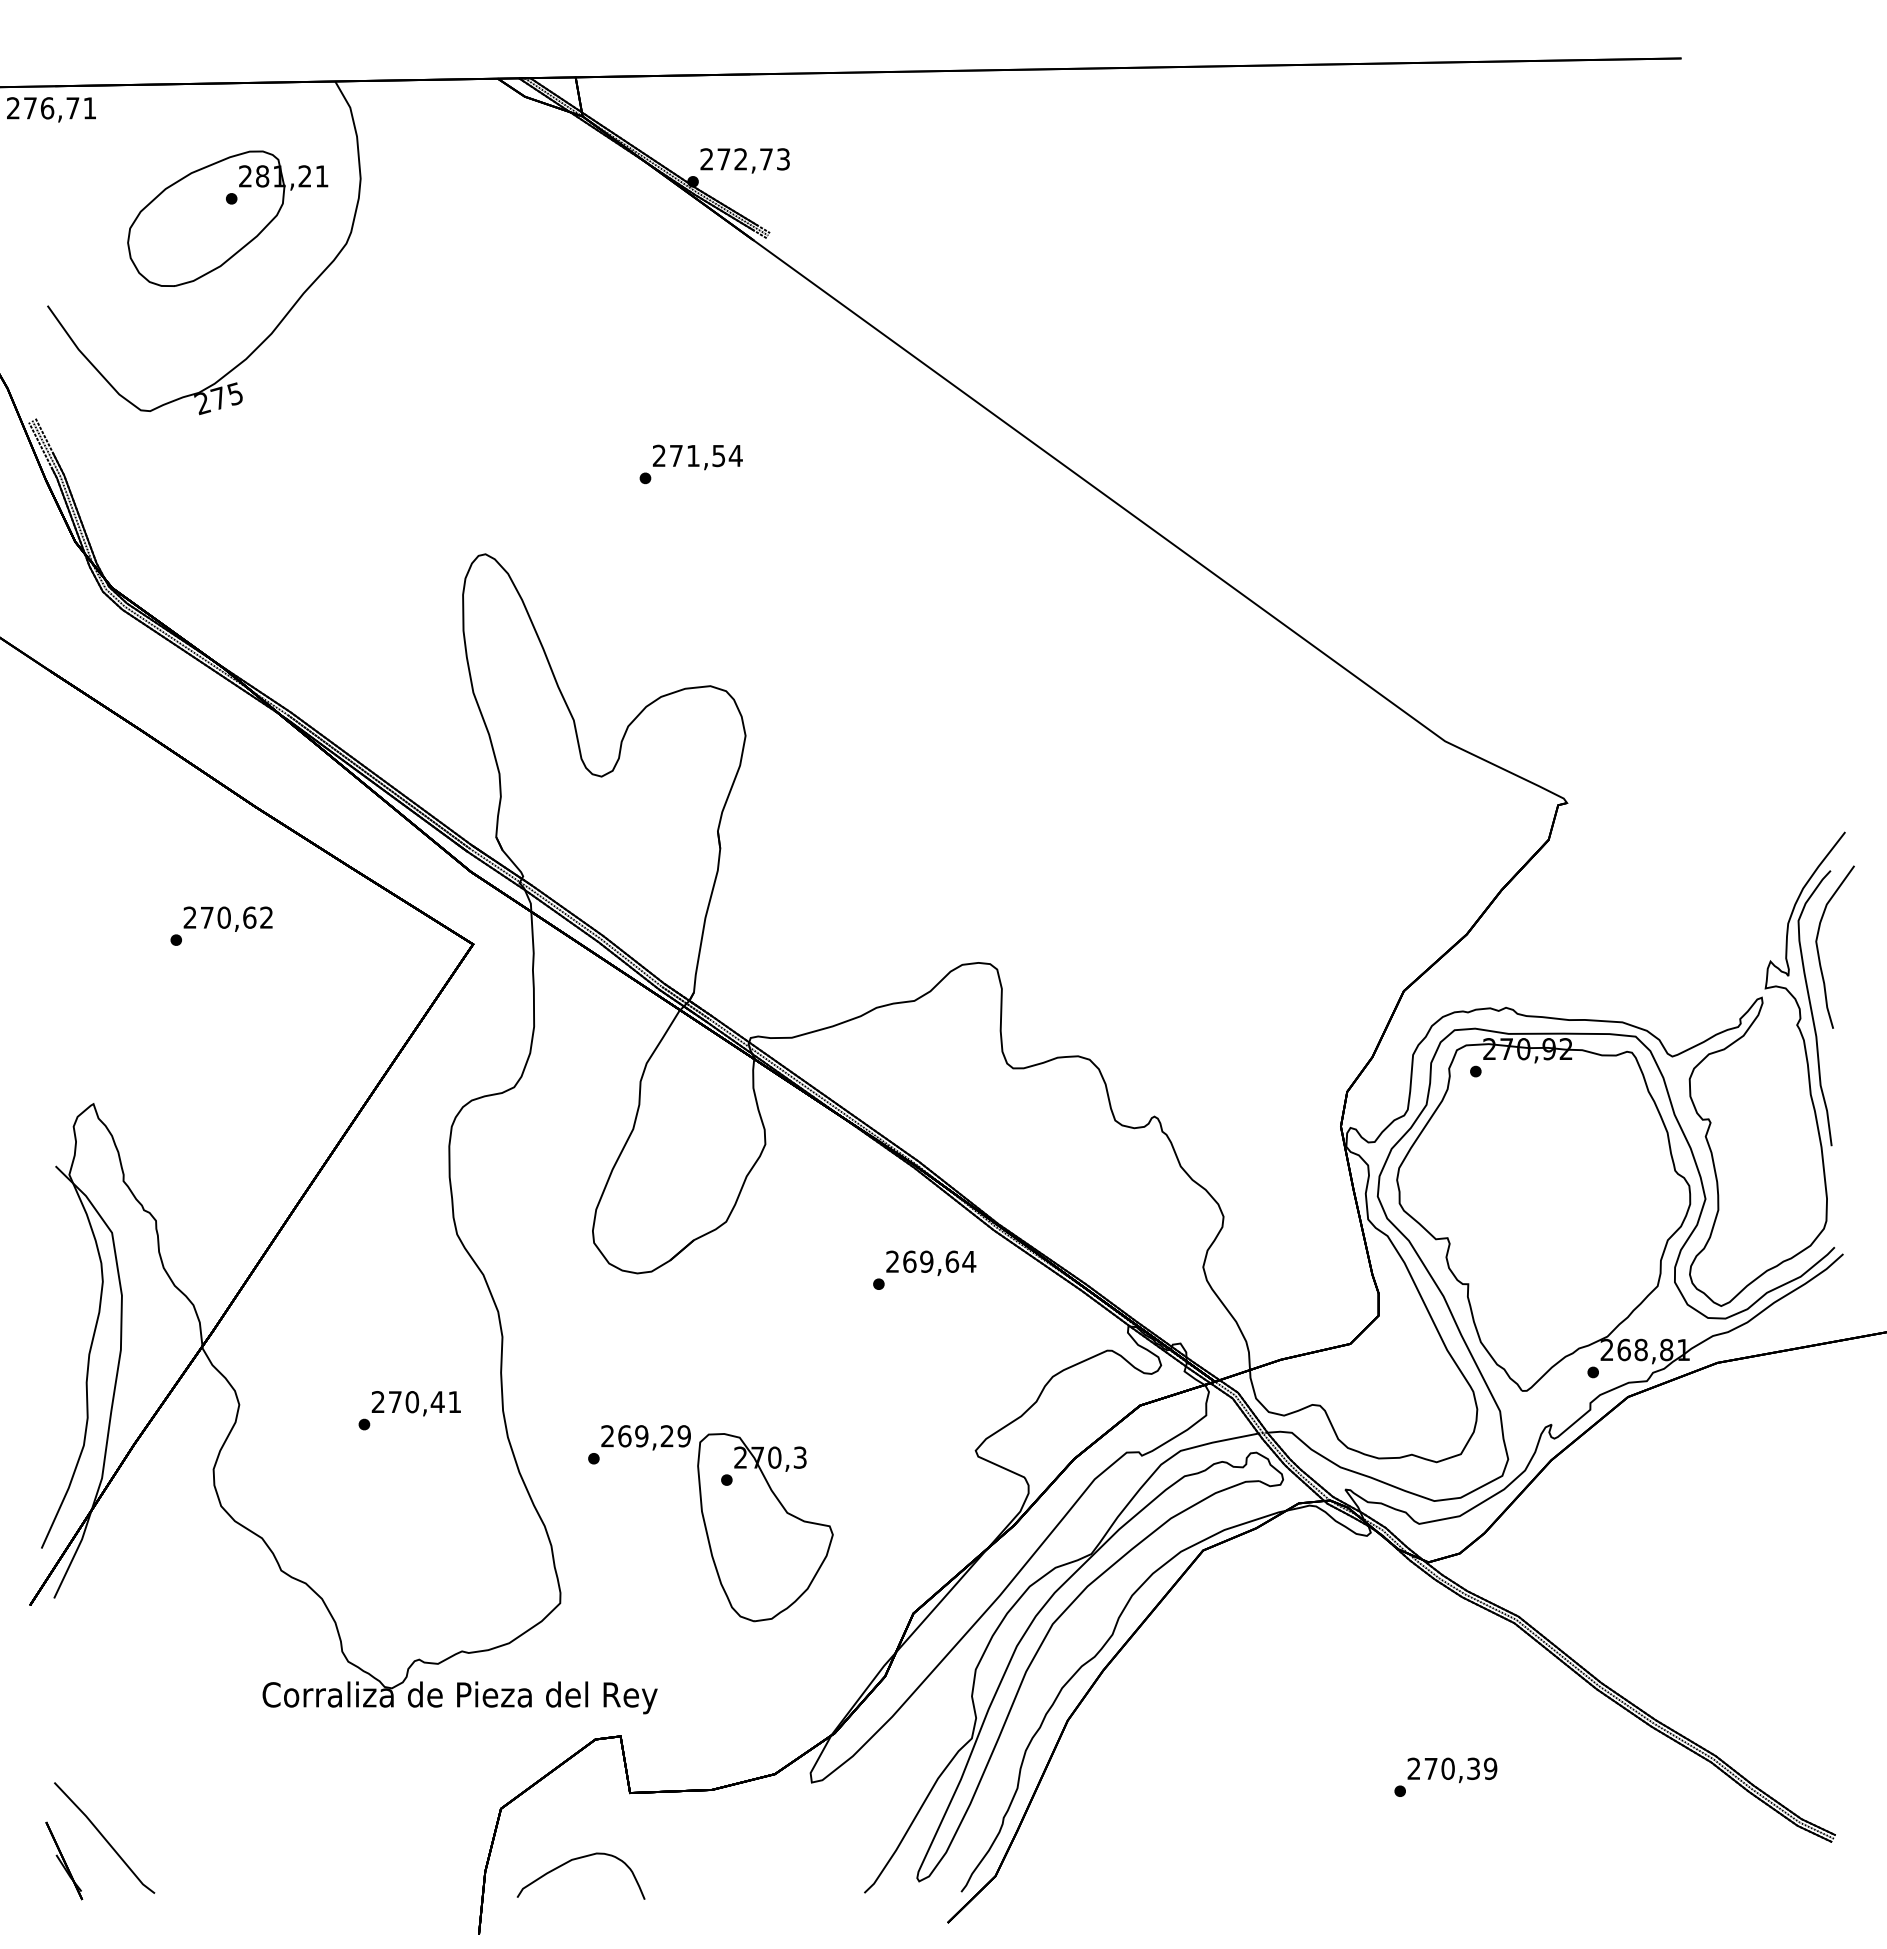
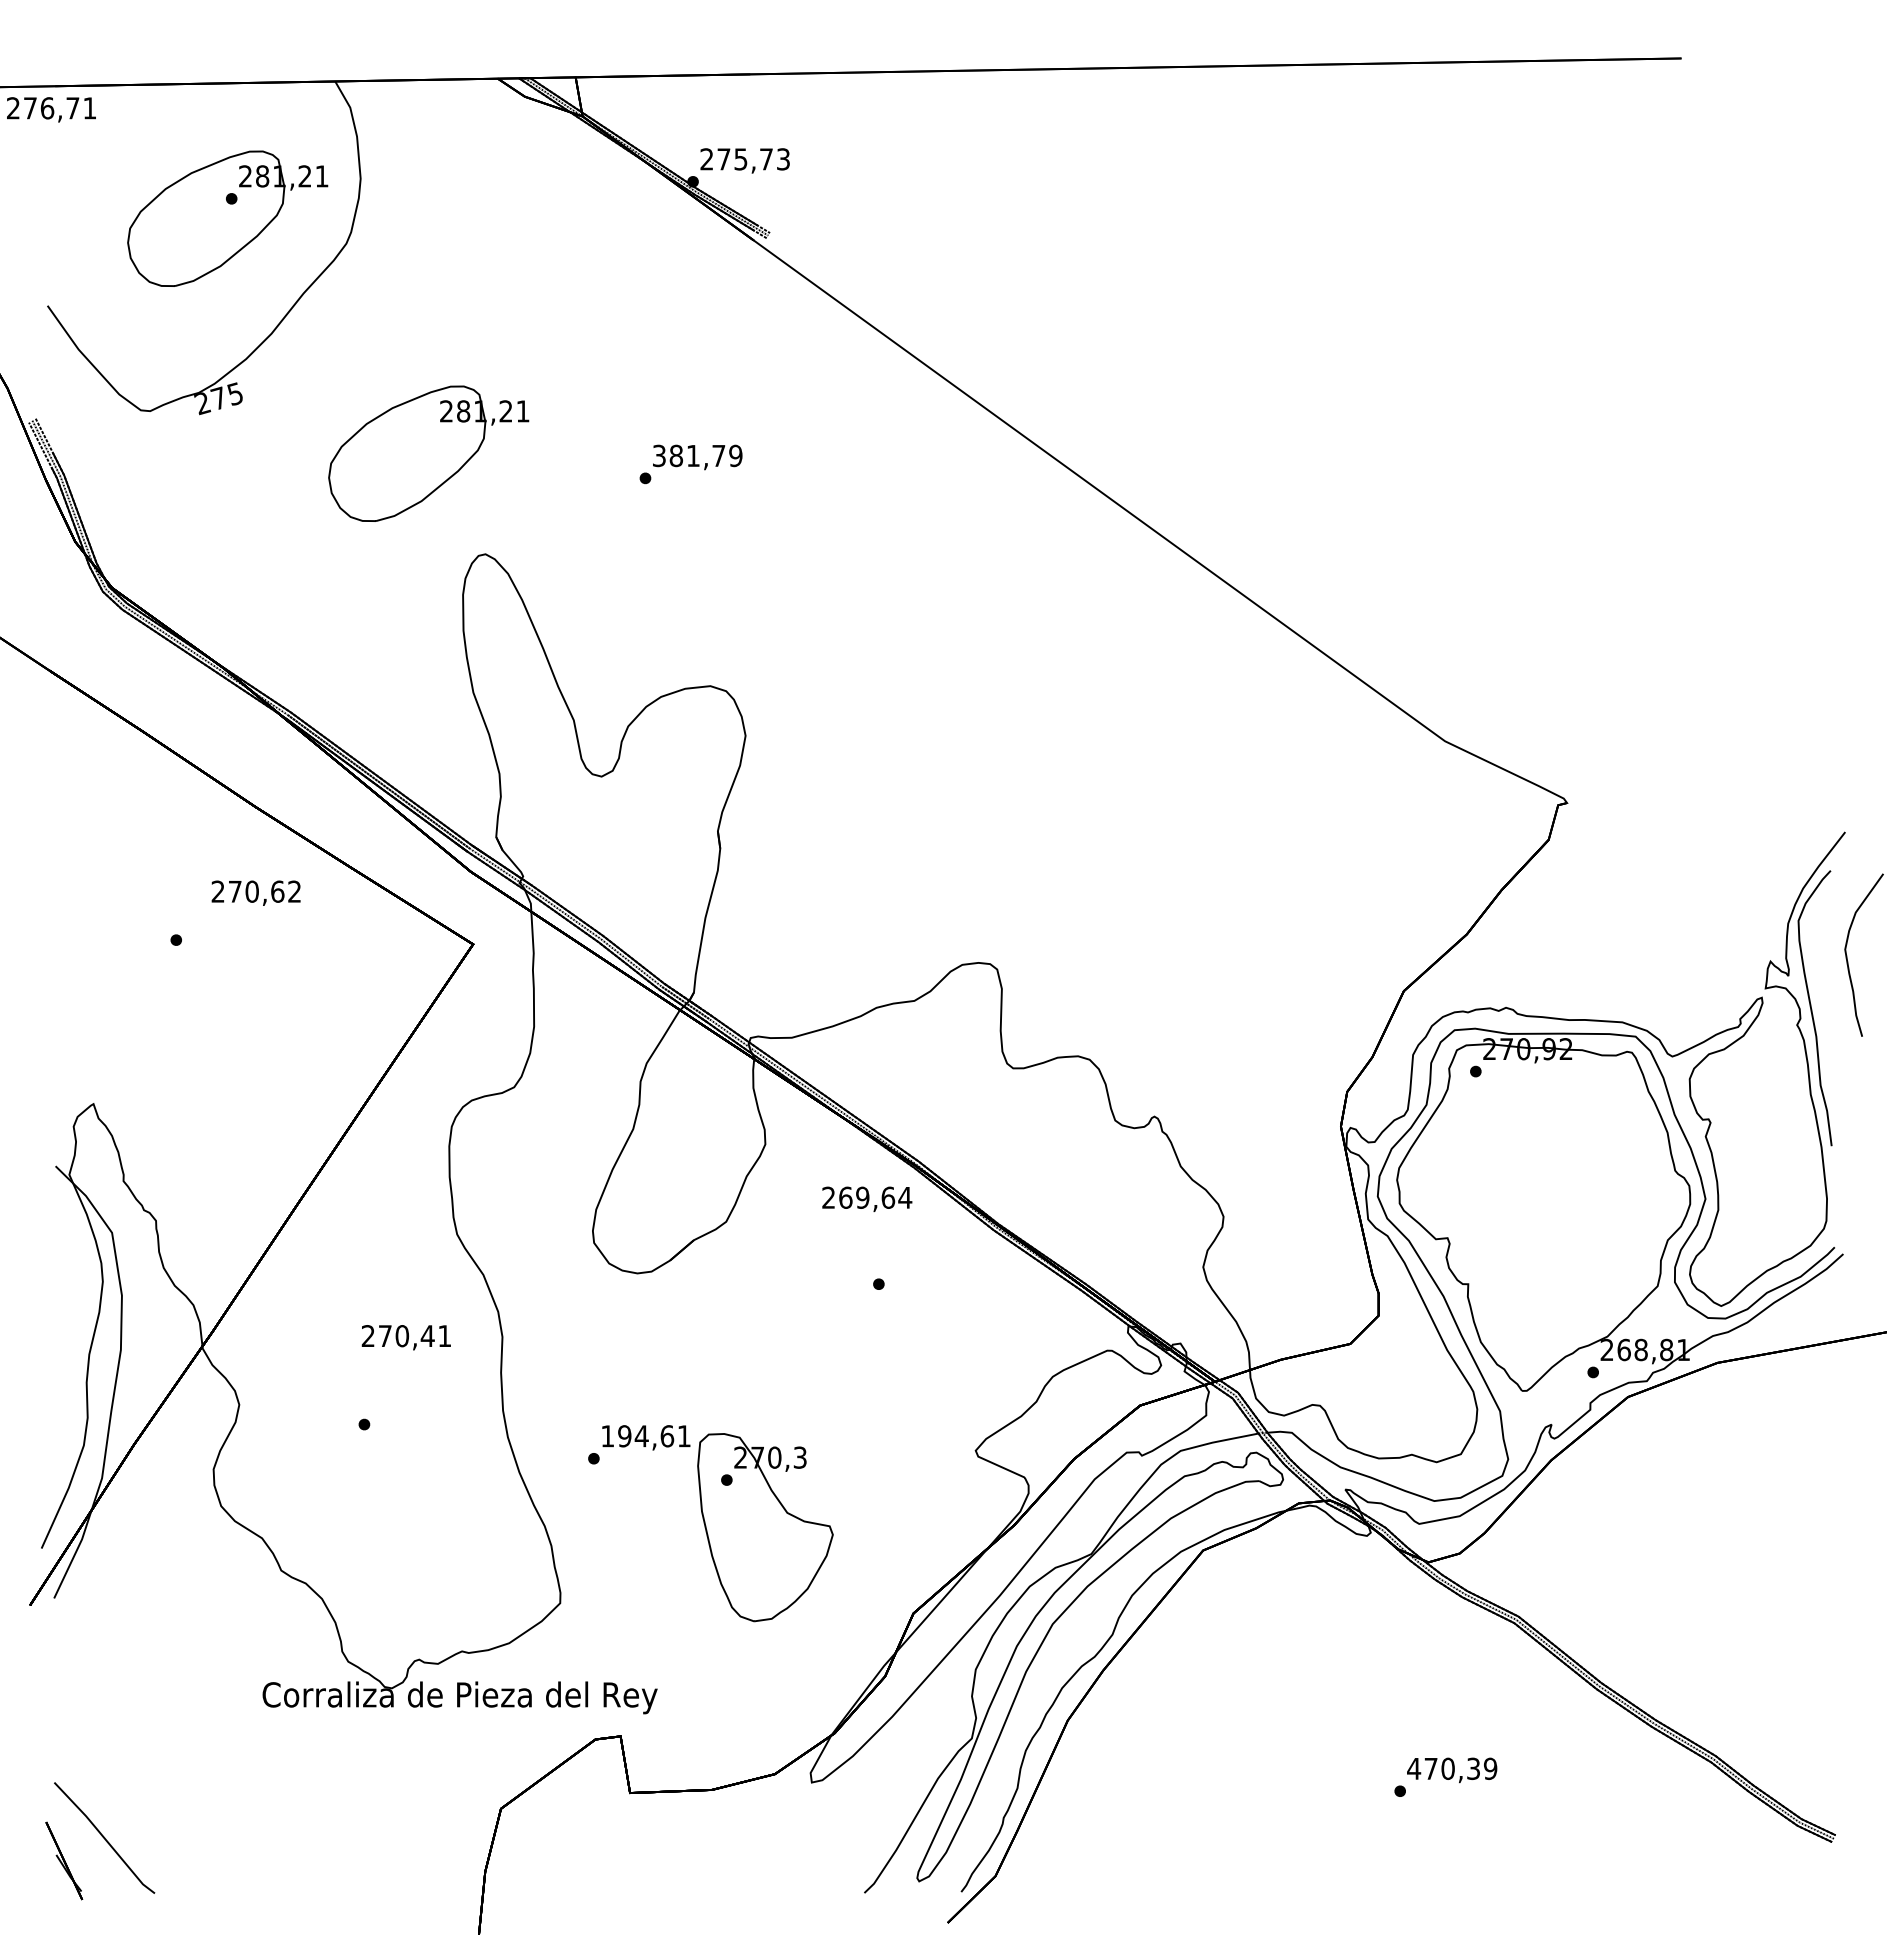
text: 272,73 -> 275,73 (740, 159)
part: none -> present (428, 453)
text: 271,54 -> 381,79 (697, 455)
text position: (227, 918) -> (255, 892) (255, 892)
curve position: (1818, 947) -> (1847, 955) (1847, 955)
text position: (931, 1262) -> (867, 1198) (867, 1198)
text position: (415, 1403) -> (405, 1337) (405, 1337)
text: 269,29 -> 194,61 (645, 1436)
text: 270,39 -> 470,39 (1414, 1768)
curve: present -> none (578, 1859)
